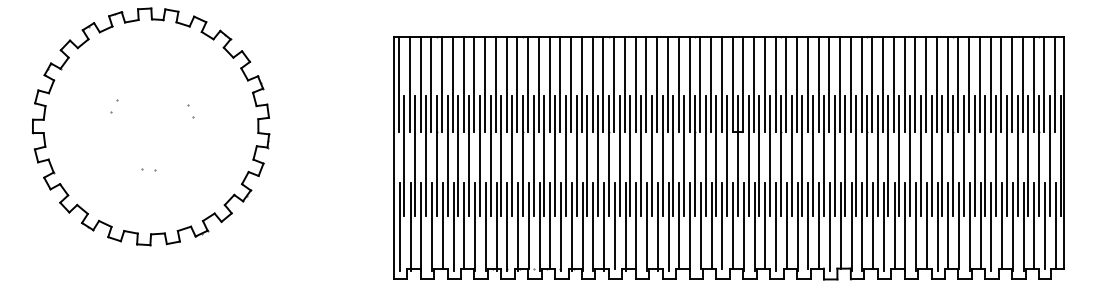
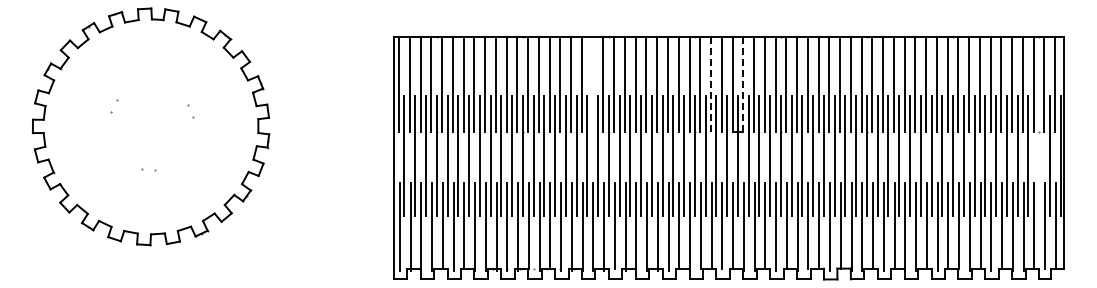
line: present -> none (592, 84)
line: solid -> dashed (711, 85)
line: solid -> dashed (743, 85)
line: present -> none (1039, 155)
